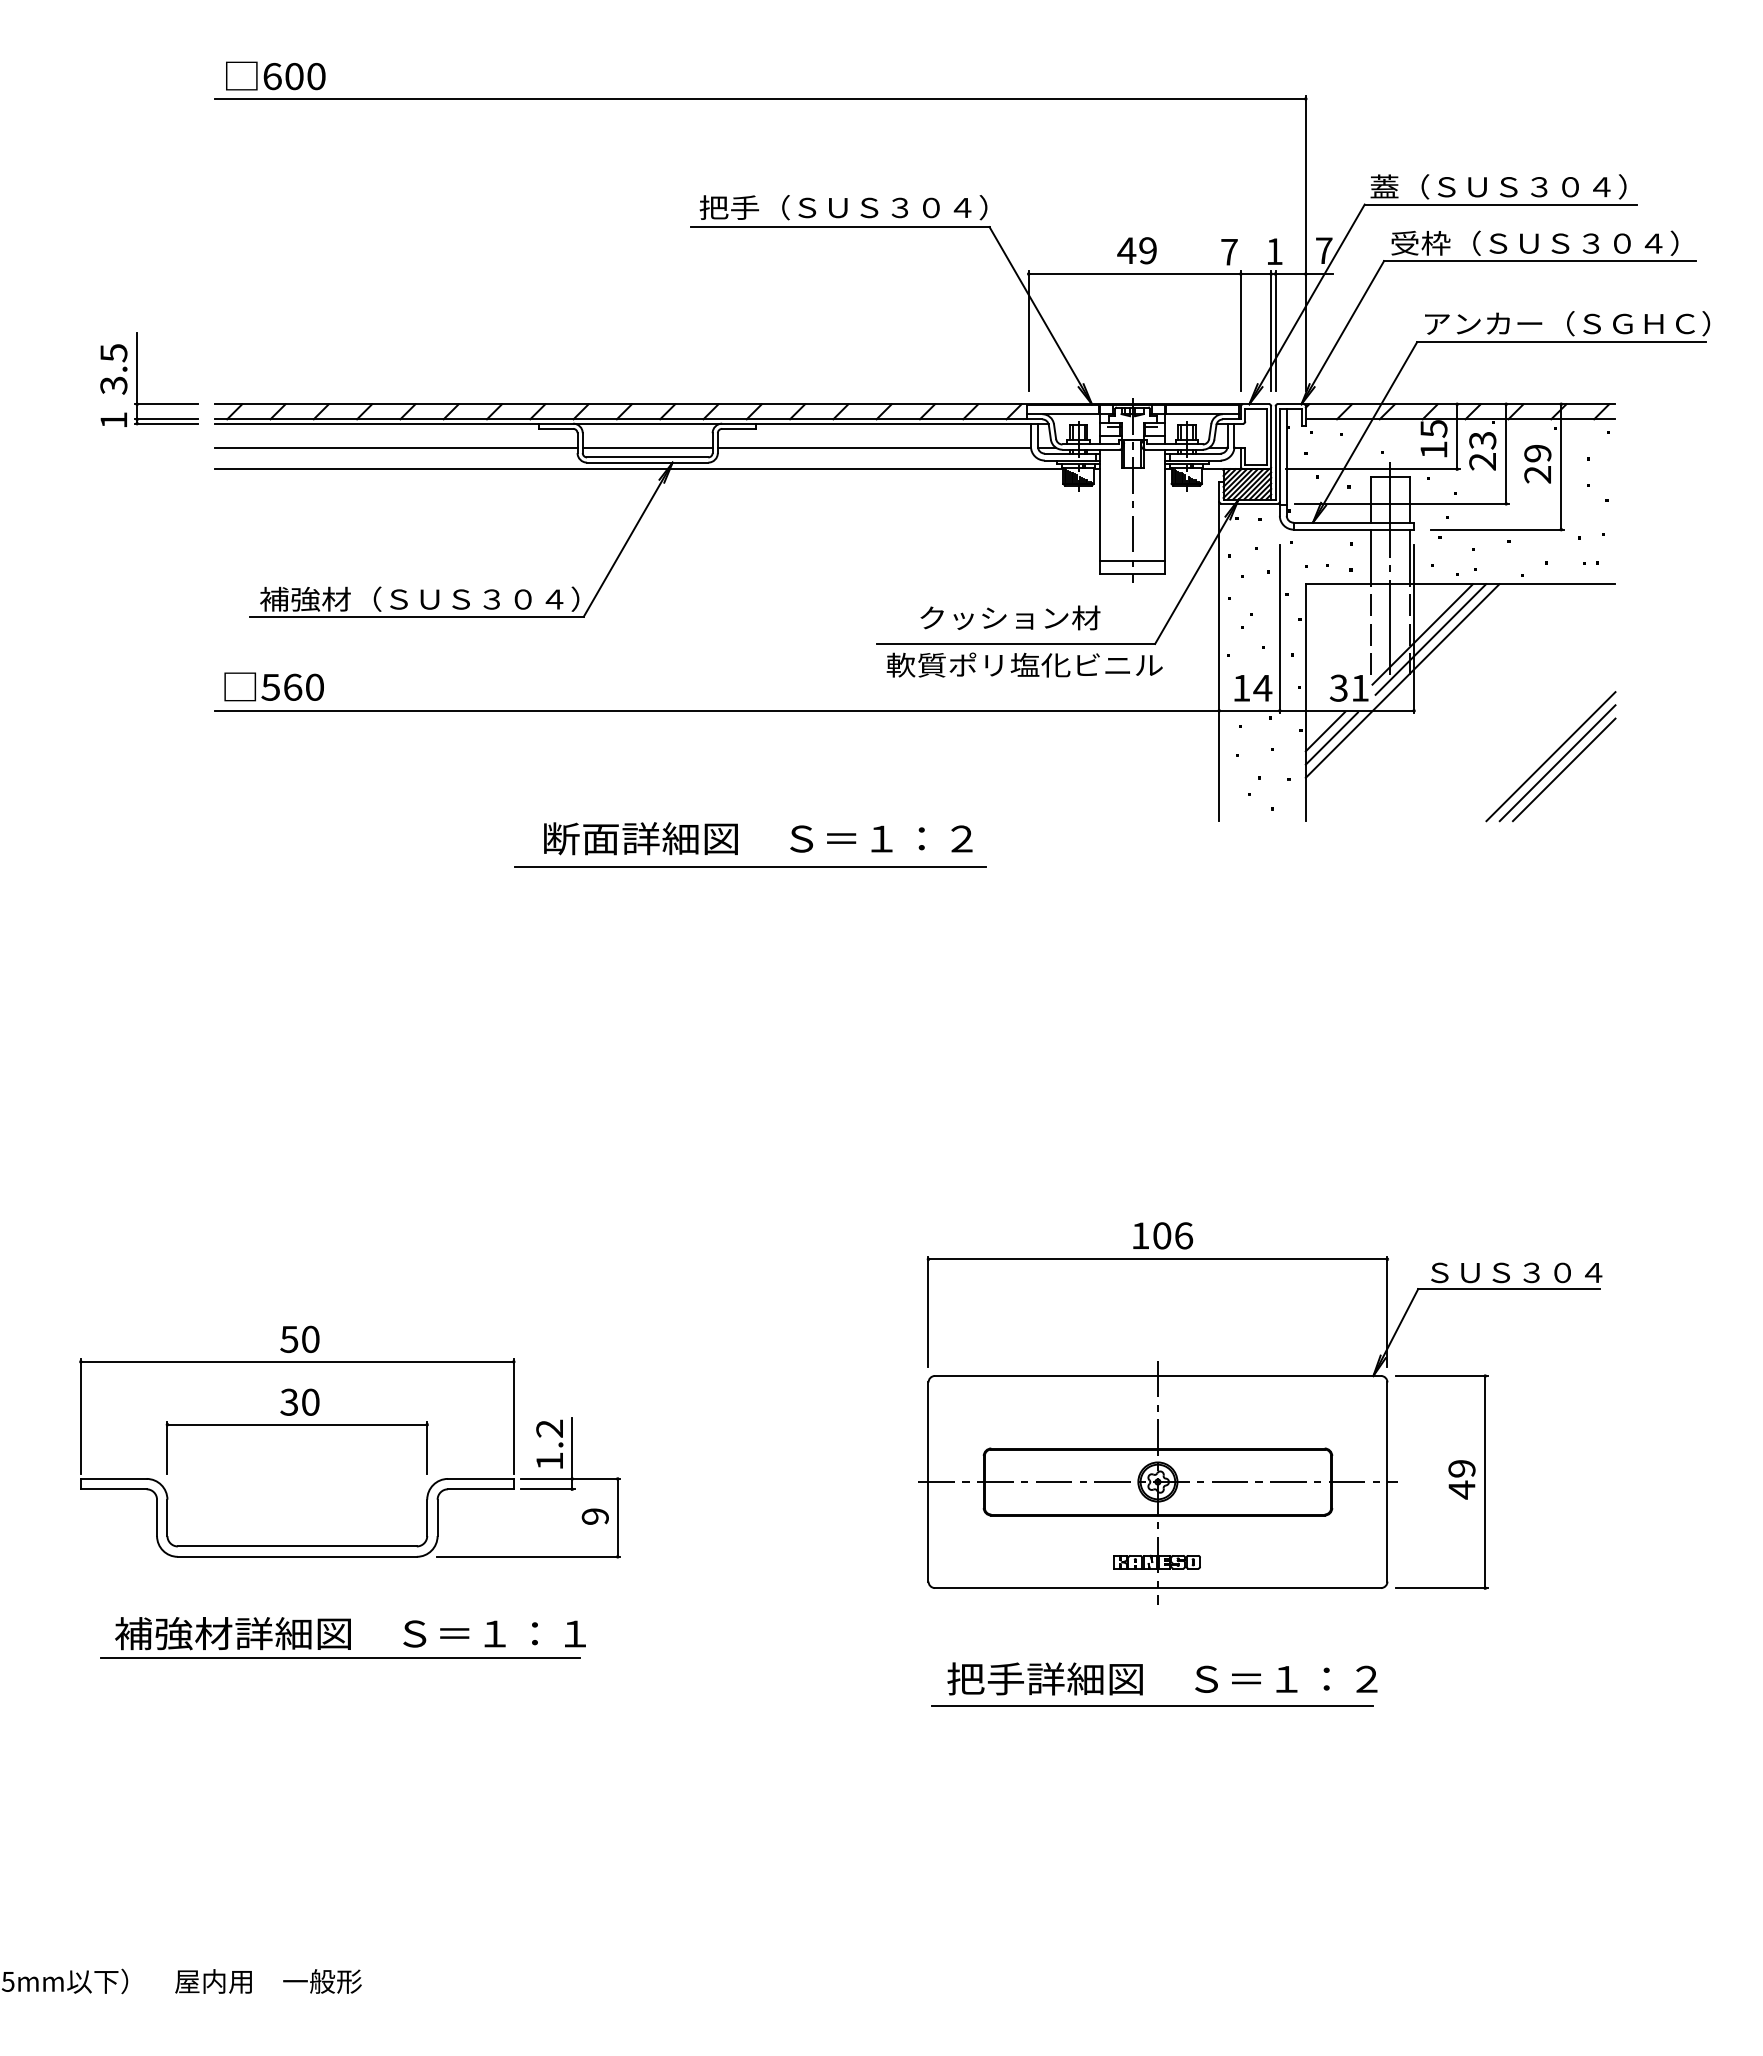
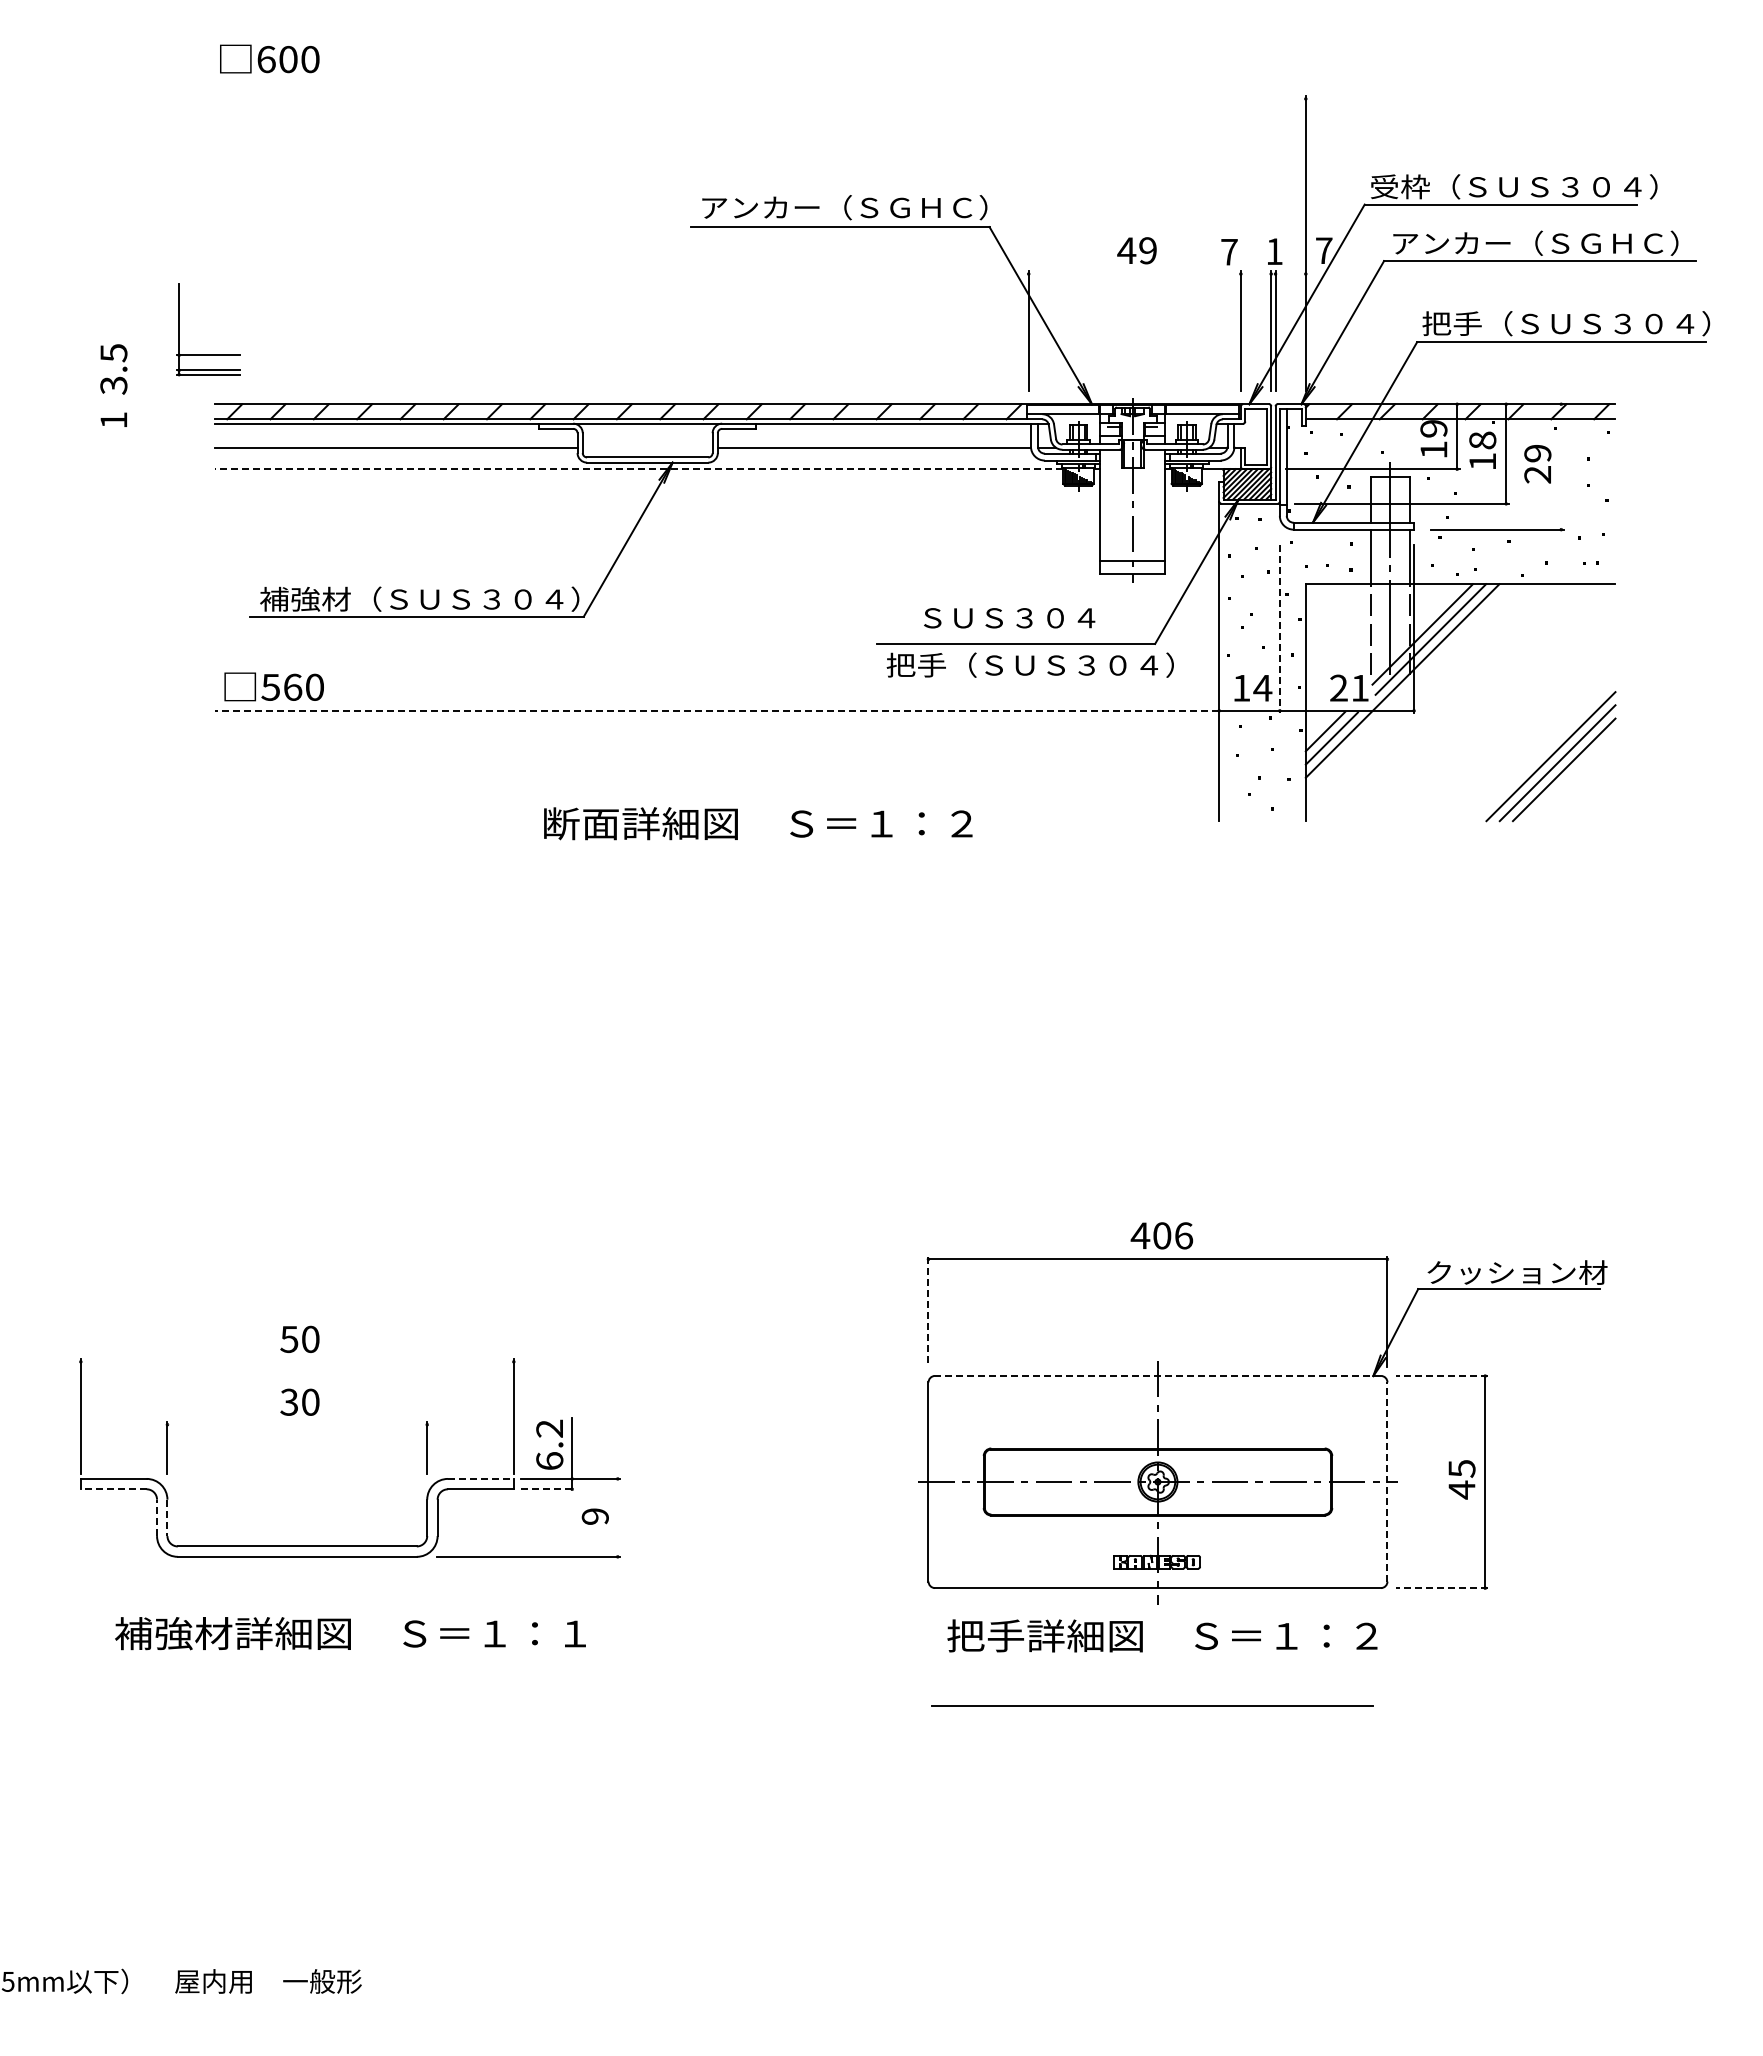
text position: (275, 75) -> (269, 58) (269, 58)
line: present -> none (760, 98)
text: 蓋（ＳＵＳ３０４） -> 受枠（ＳＵＳ３０４） (1513, 186)
text: 把手（ＳＵＳ３０４） -> アンカー（ＳＧＨＣ） (835, 207)
text: 受枠（ＳＵＳ３０４） -> アンカー（ＳＧＨＣ） (1527, 242)
line: present -> none (1180, 274)
text: アンカー（ＳＧＨＣ） -> 把手（ＳＵＳ３０４） (1558, 323)
part position: (166, 403) -> (208, 354) (208, 354)
text: 15 -> 19 (1433, 428)
line: present -> none (647, 447)
text: 23 -> 18 (1482, 450)
line: present -> none (1561, 466)
line: solid -> dashed (638, 469)
text: クッション材 -> ＳＵＳ３０４ (1010, 617)
line: solid -> dashed (1279, 629)
text: 軟質ポリ塩化ビニル -> 把手（ＳＵＳ３０４） (1029, 664)
text: 31 -> 21 (1338, 688)
line: solid -> dashed (717, 710)
text position: (758, 838) -> (758, 823) (758, 823)
line: present -> none (750, 866)
text: 106 -> 406 (1140, 1235)
text: ＳＵＳ３０４ -> クッション材 (1517, 1272)
line: solid -> dashed (928, 1312)
line: present -> none (296, 1361)
line: solid -> dashed (1158, 1376)
line: solid -> dashed (1442, 1376)
line: present -> none (297, 1424)
text: 1.2 -> 6.2 (549, 1460)
text: 49 -> 45 (1461, 1468)
line: solid -> dashed (480, 1478)
line: solid -> dashed (1387, 1482)
line: solid -> dashed (113, 1489)
line: solid -> dashed (548, 1489)
line: solid -> dashed (157, 1517)
line: present -> none (617, 1517)
line: solid -> dashed (167, 1518)
line: solid -> dashed (1442, 1588)
line: present -> none (340, 1657)
text position: (1162, 1678) -> (1162, 1635) (1162, 1635)
